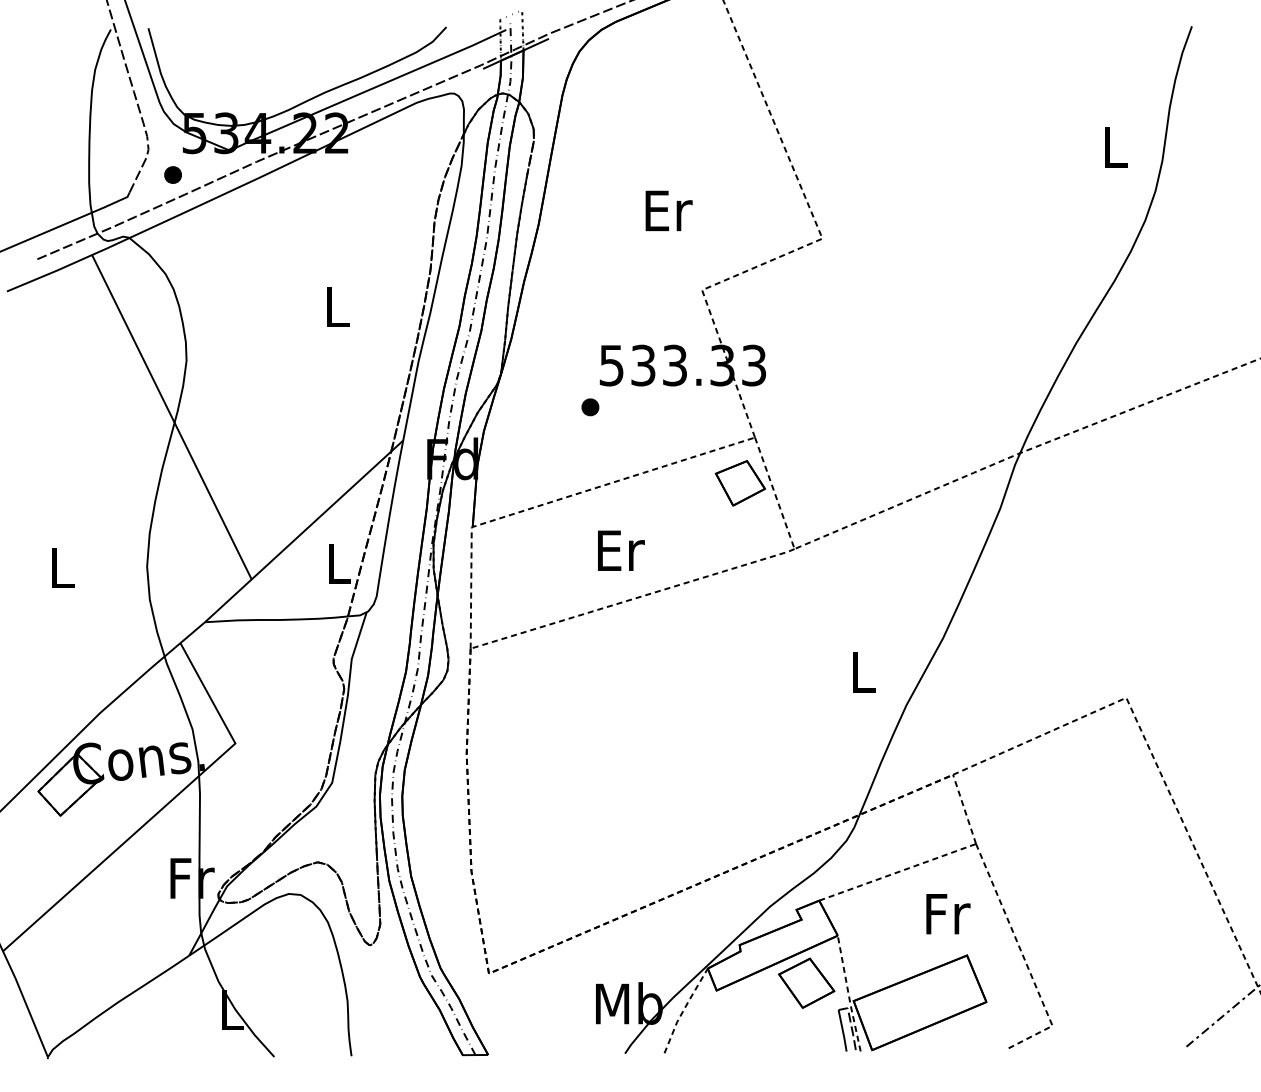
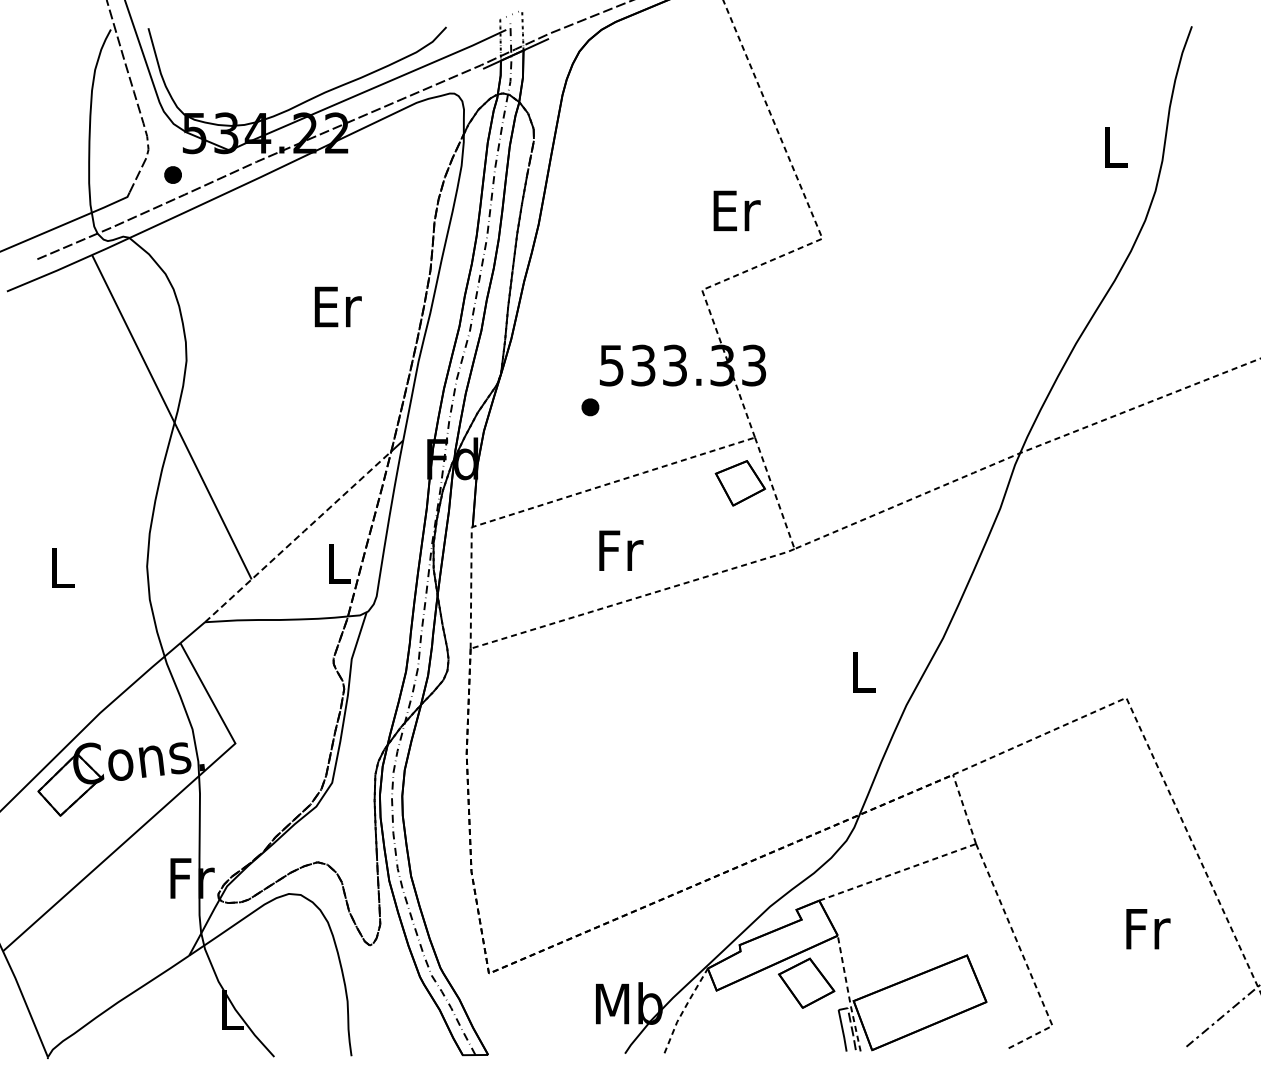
text position: (668, 210) -> (736, 210) (736, 210)
text: L -> Er (337, 306)
line: solid -> dashed (298, 536)
text: Er -> Fr (621, 550)
text position: (948, 914) -> (1148, 929) (1148, 929)
